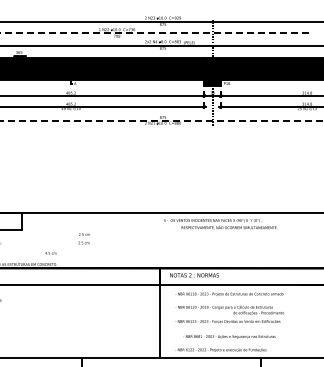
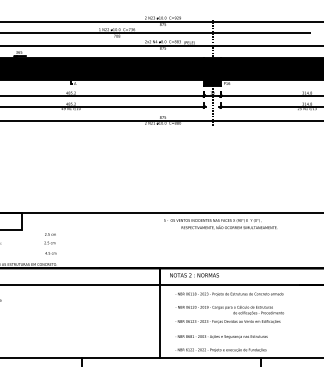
line: dashed -> solid (156, 33)
line: dashed -> solid (162, 121)
text position: (83, 238) -> (49, 238) (49, 238)
text position: (229, 336) -> (221, 336) (221, 336)
